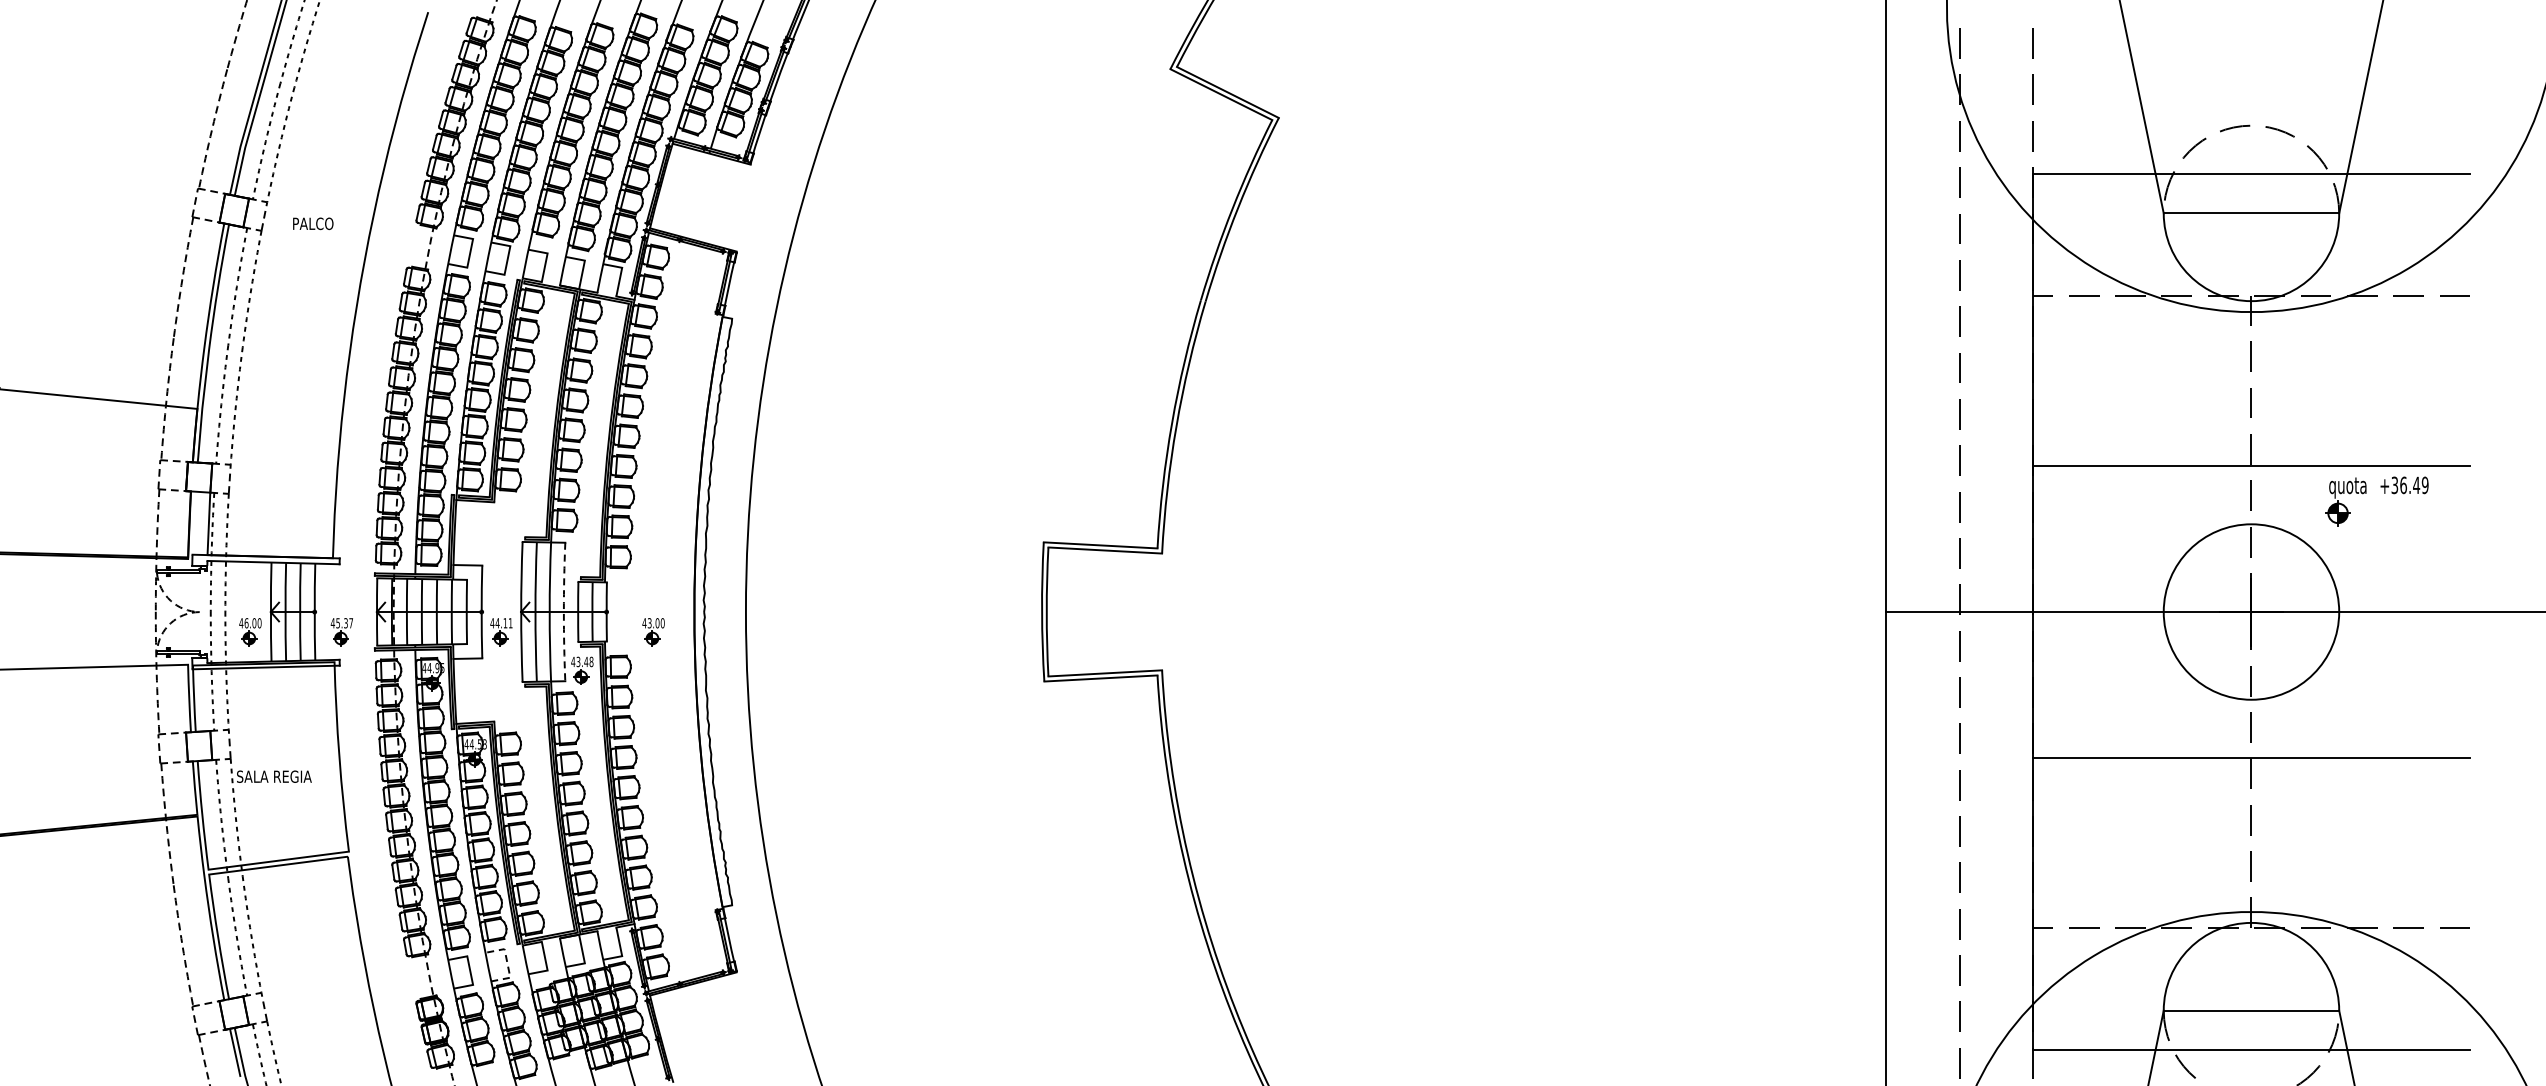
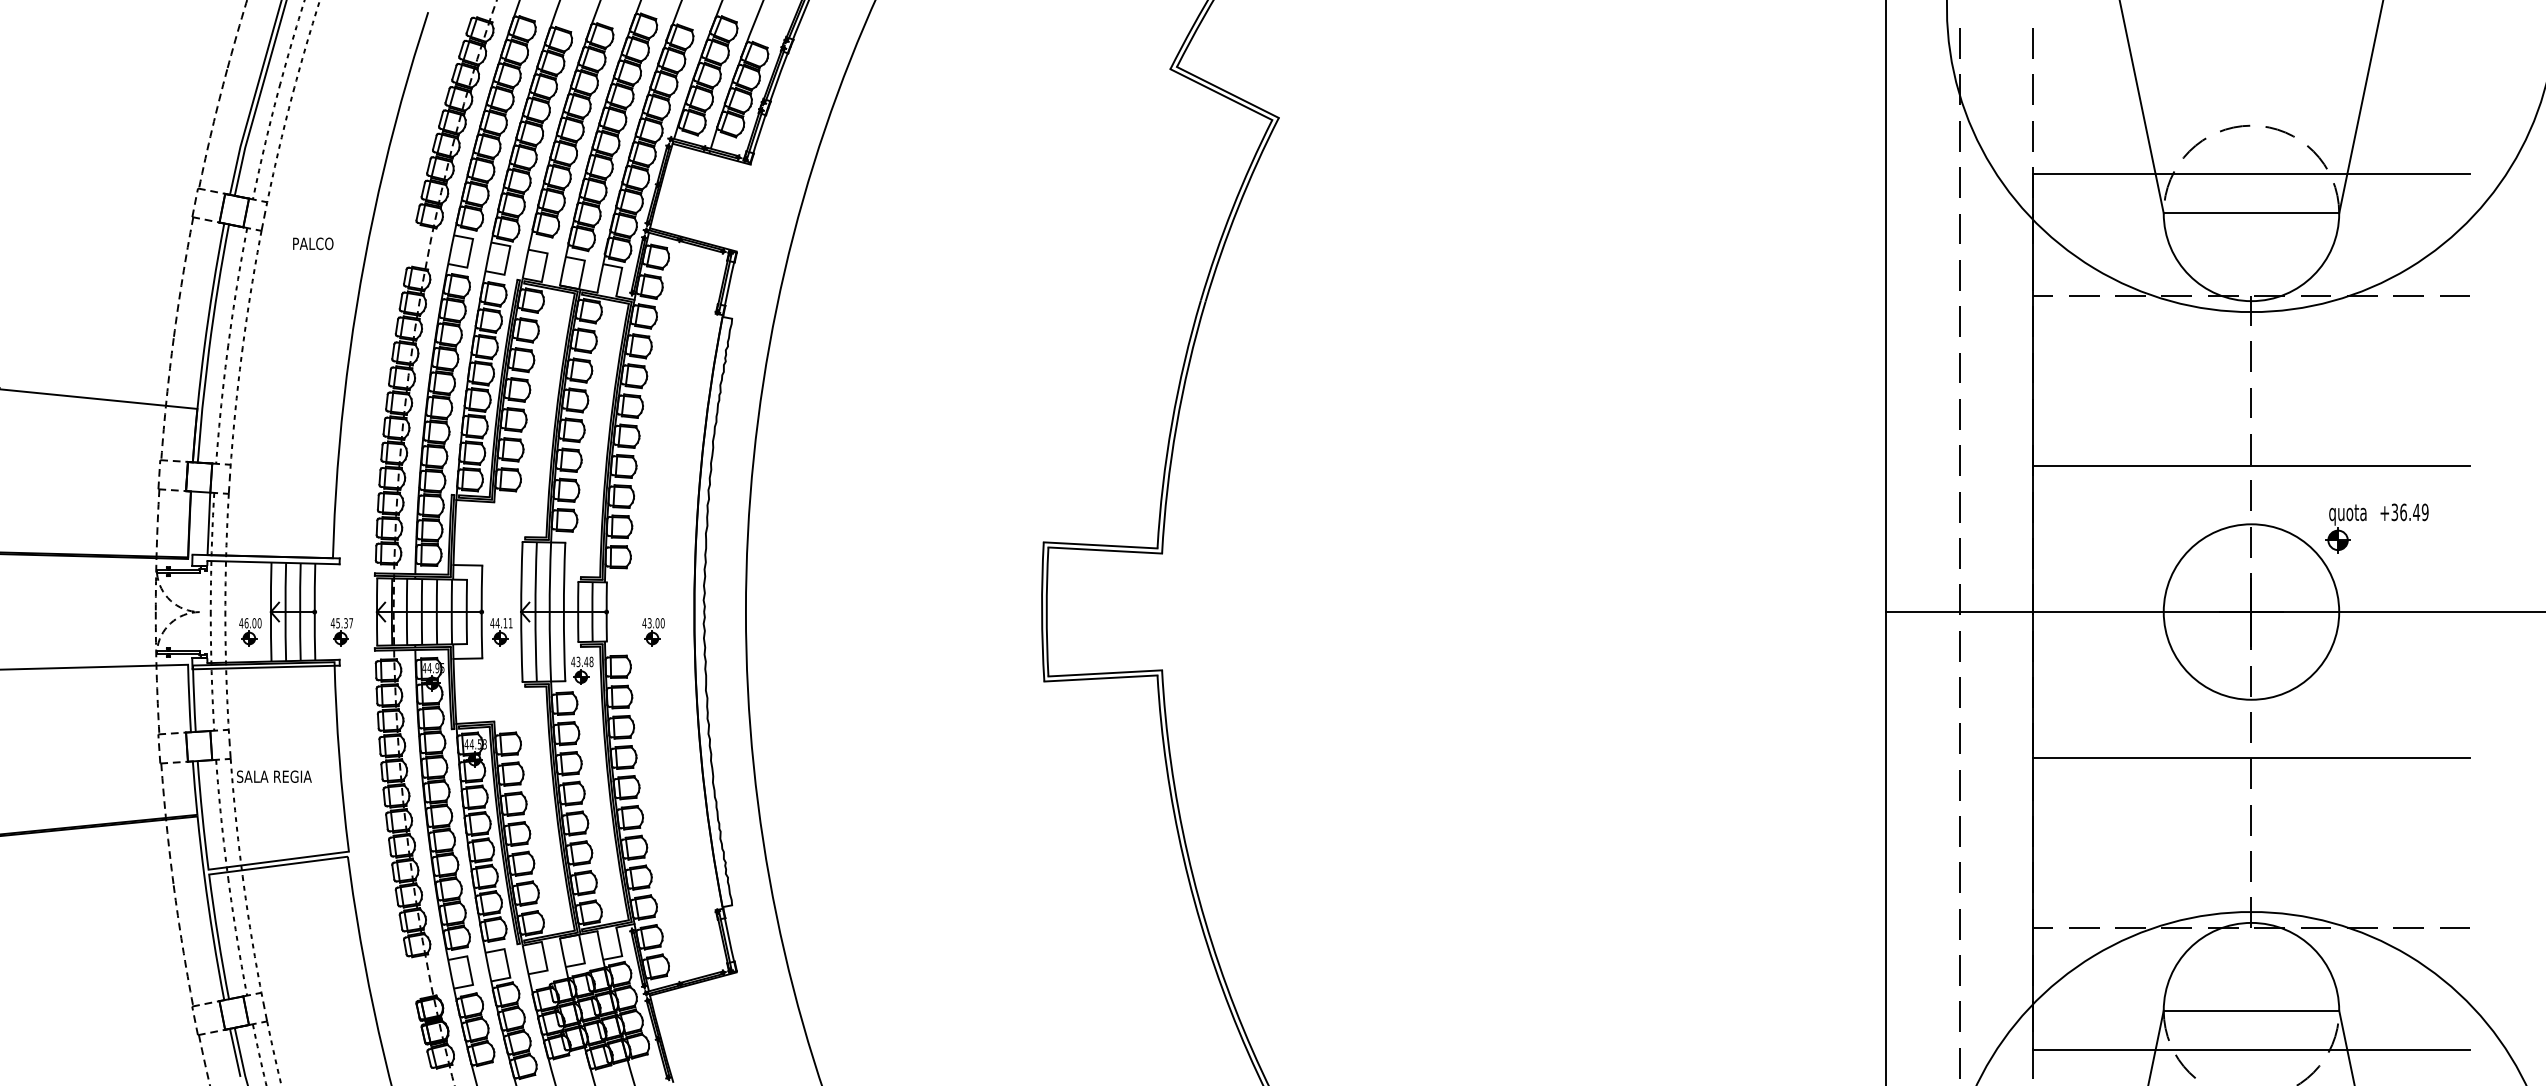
text position: (313, 223) -> (313, 243) (313, 243)
part position: (2384, 493) -> (2384, 520) (2384, 520)
arc: dashed -> solid (563, 612)
line: dashed -> solid (507, 963)
